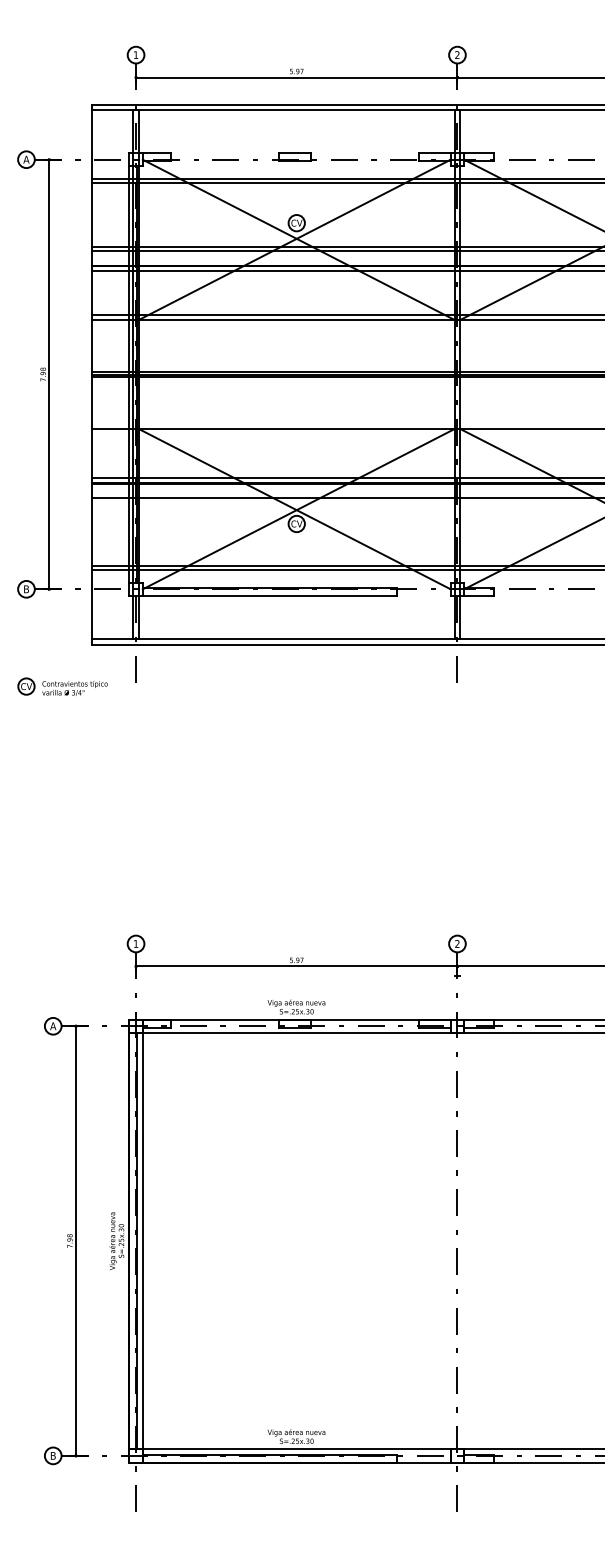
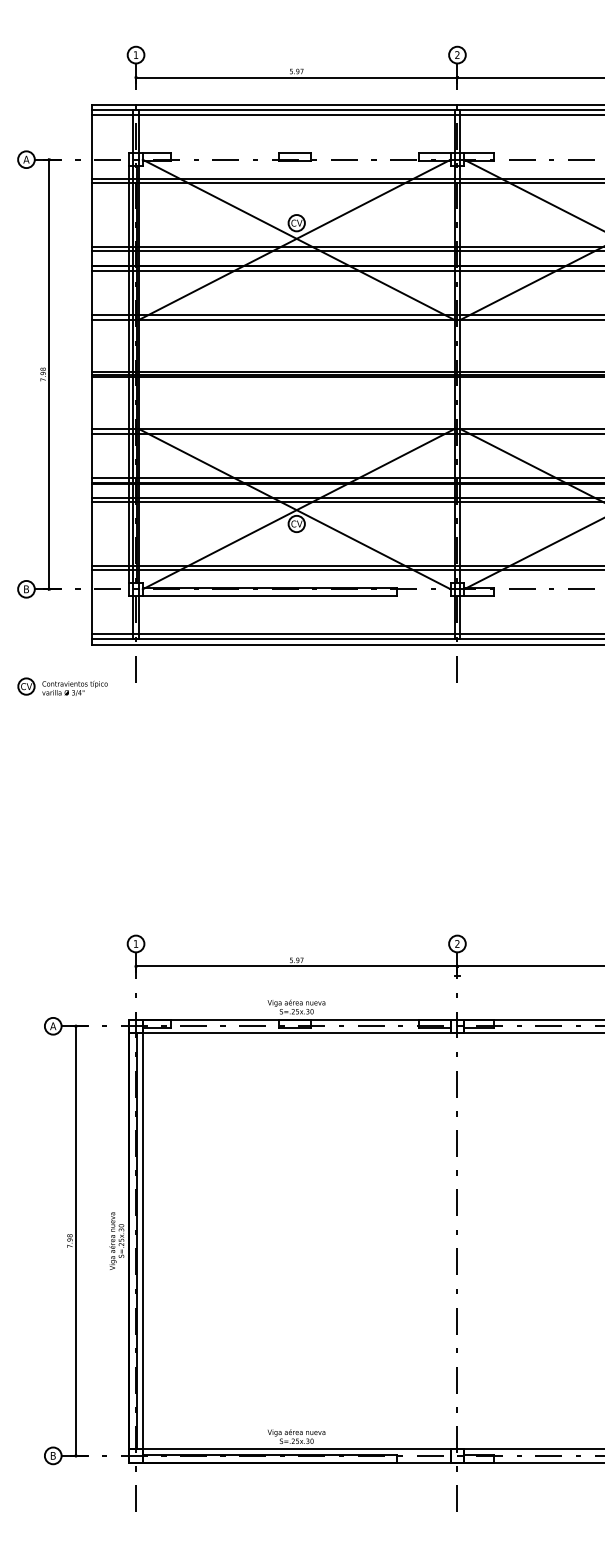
line: none -> present (346, 114)
line: none -> present (346, 433)
line: none -> present (346, 502)
line: none -> present (346, 634)
